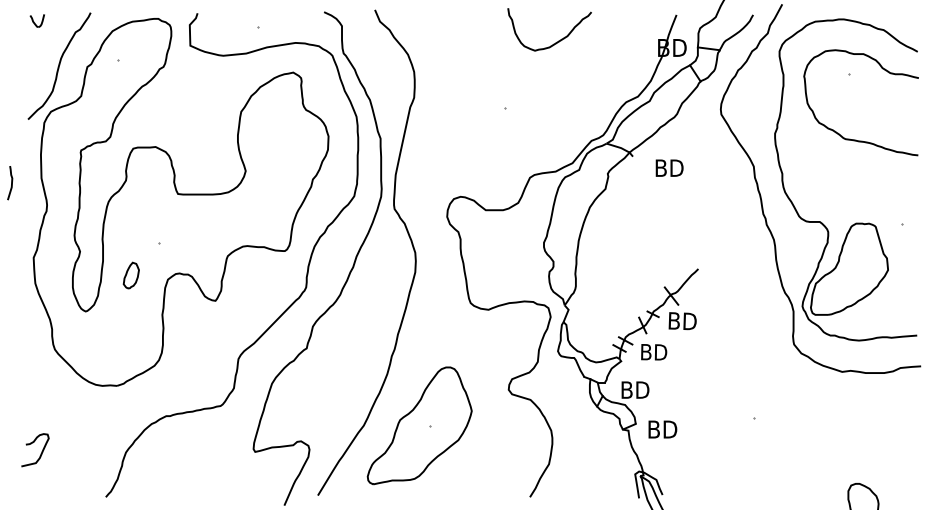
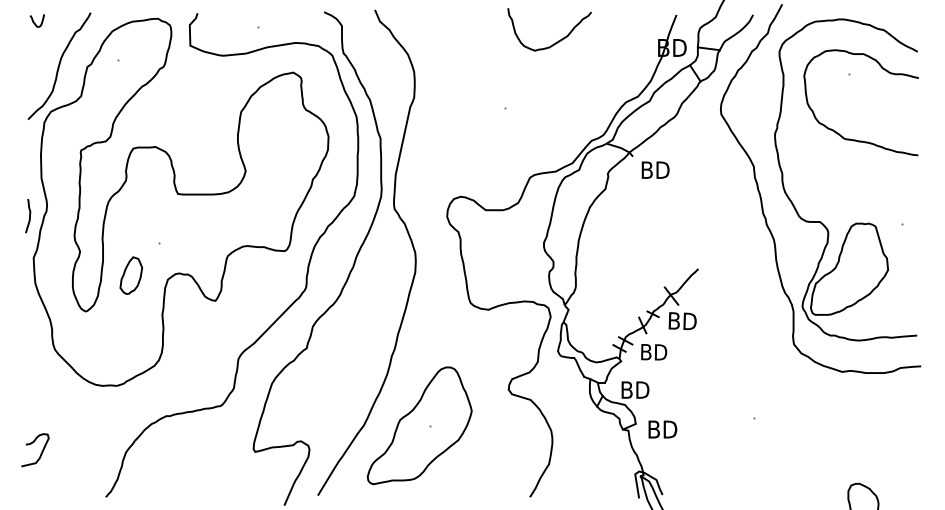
text position: (669, 167) -> (655, 169) (655, 169)
curve position: (11, 183) -> (29, 216) (29, 216)
part size: 18x29 px -> 25x39 px (131, 275)
